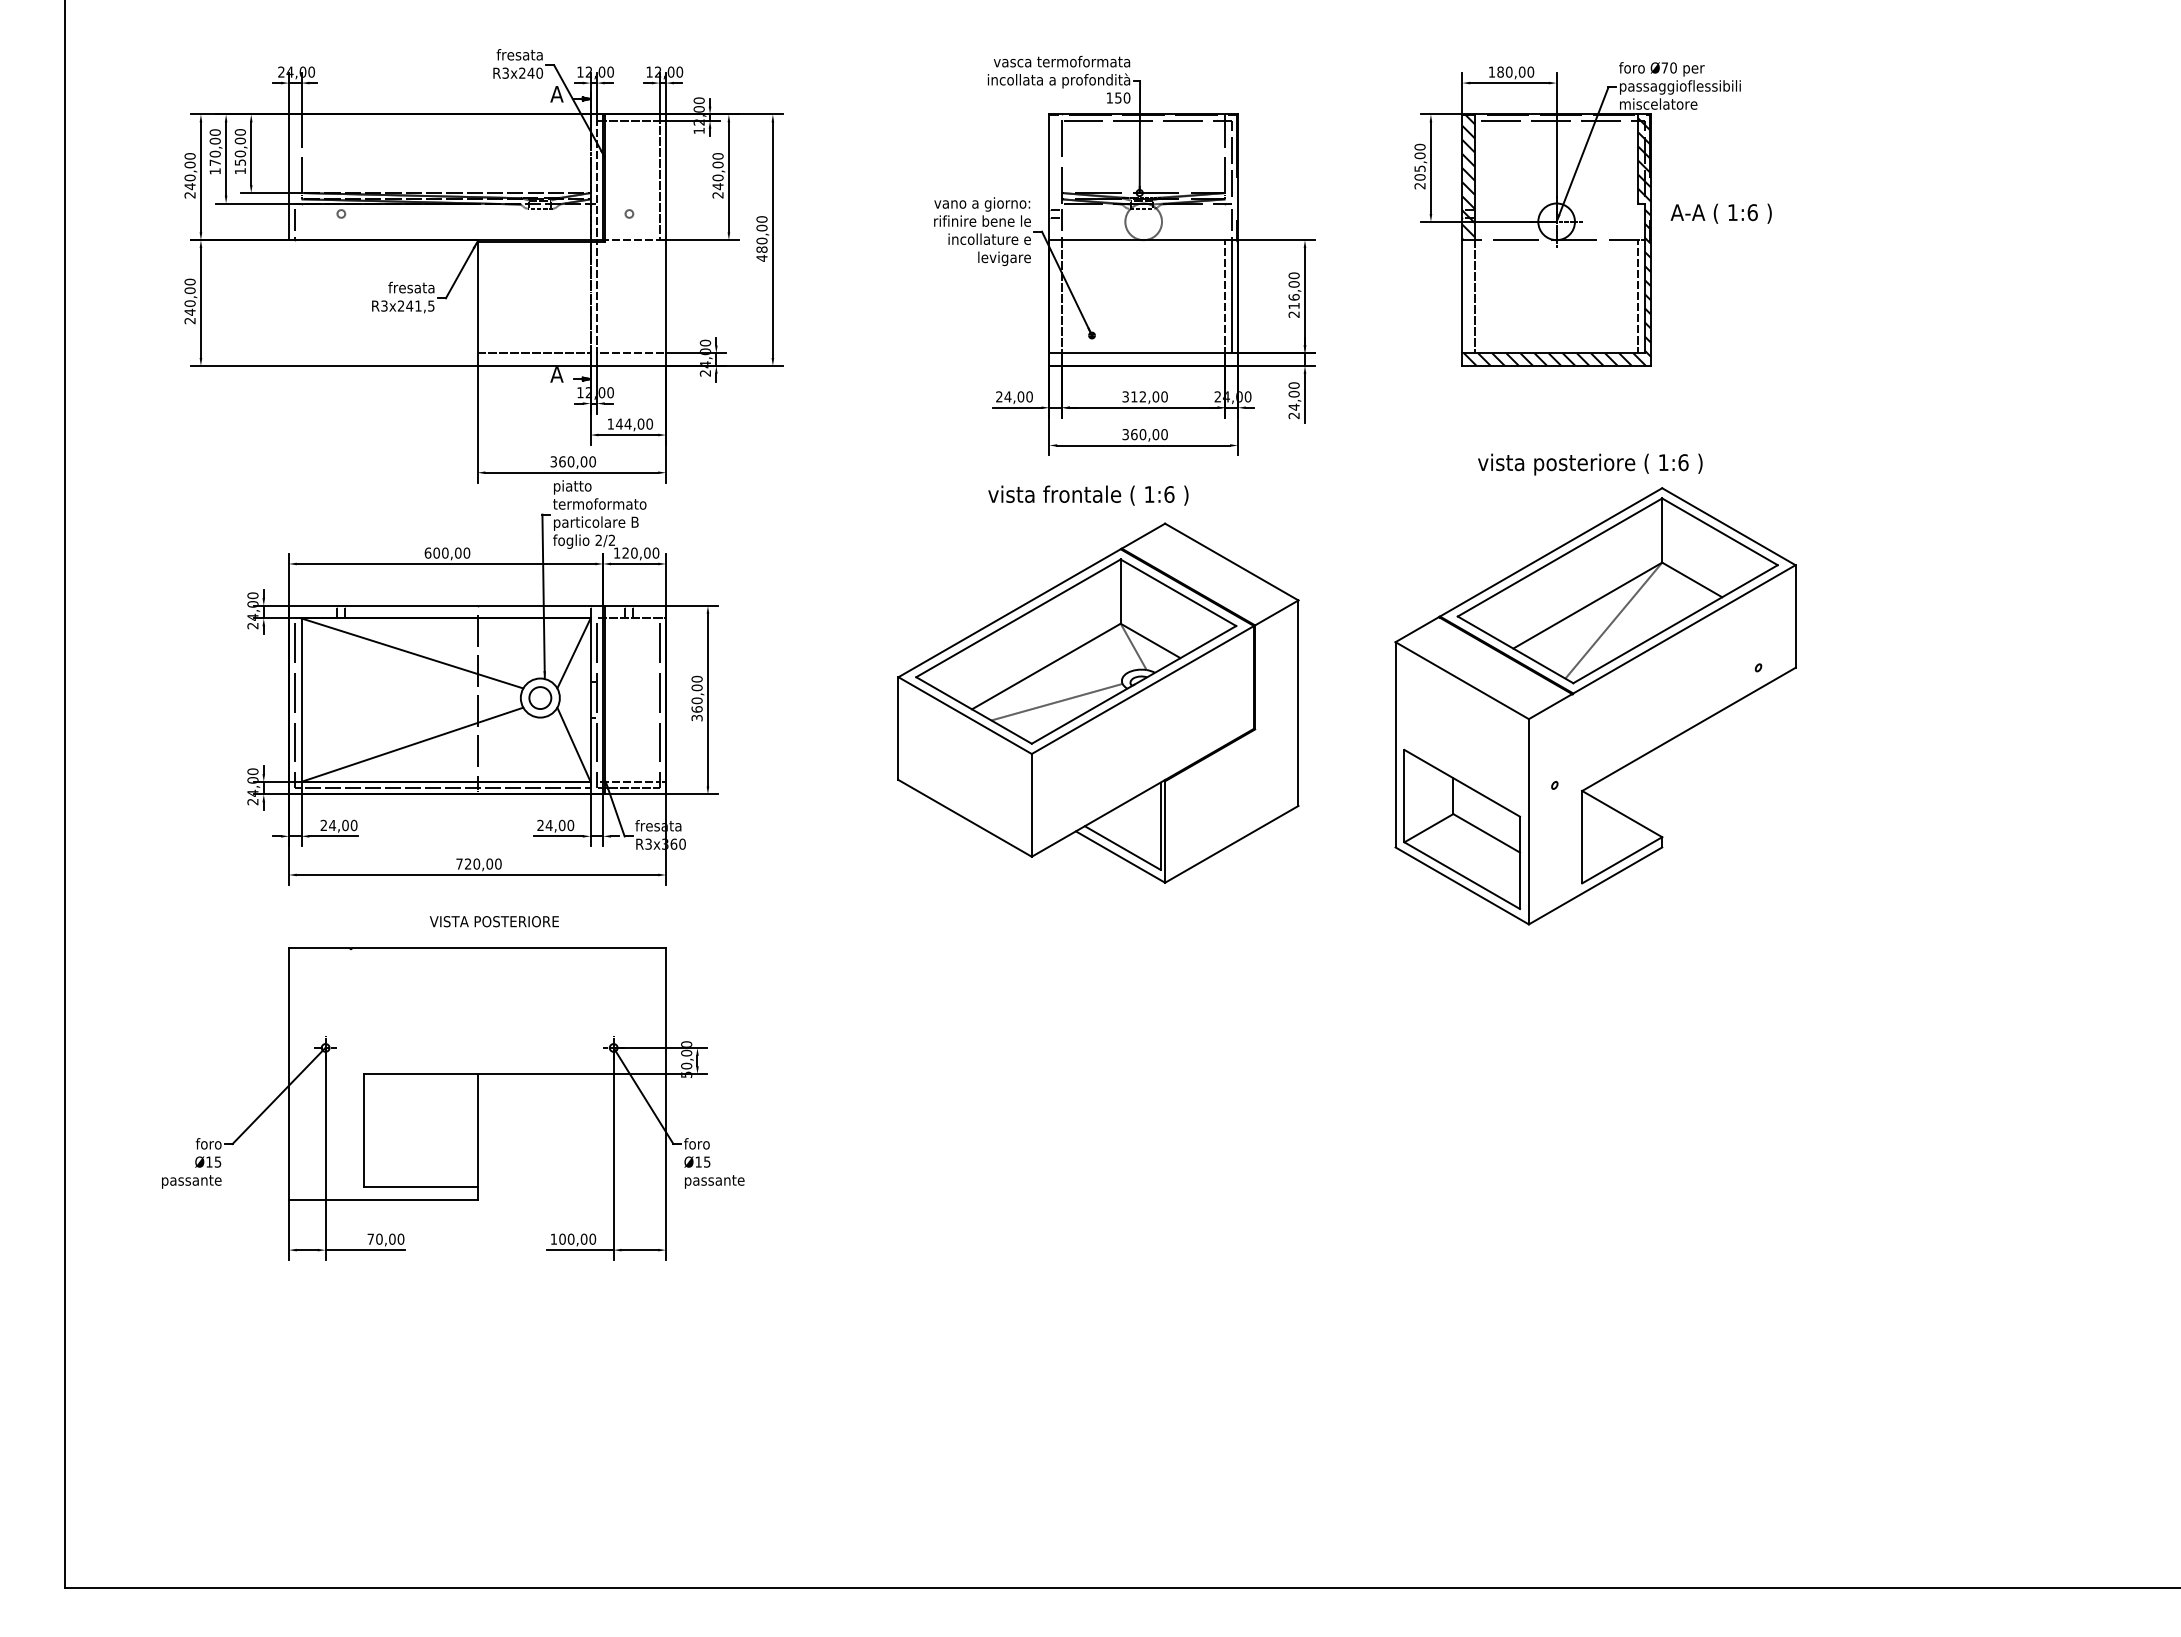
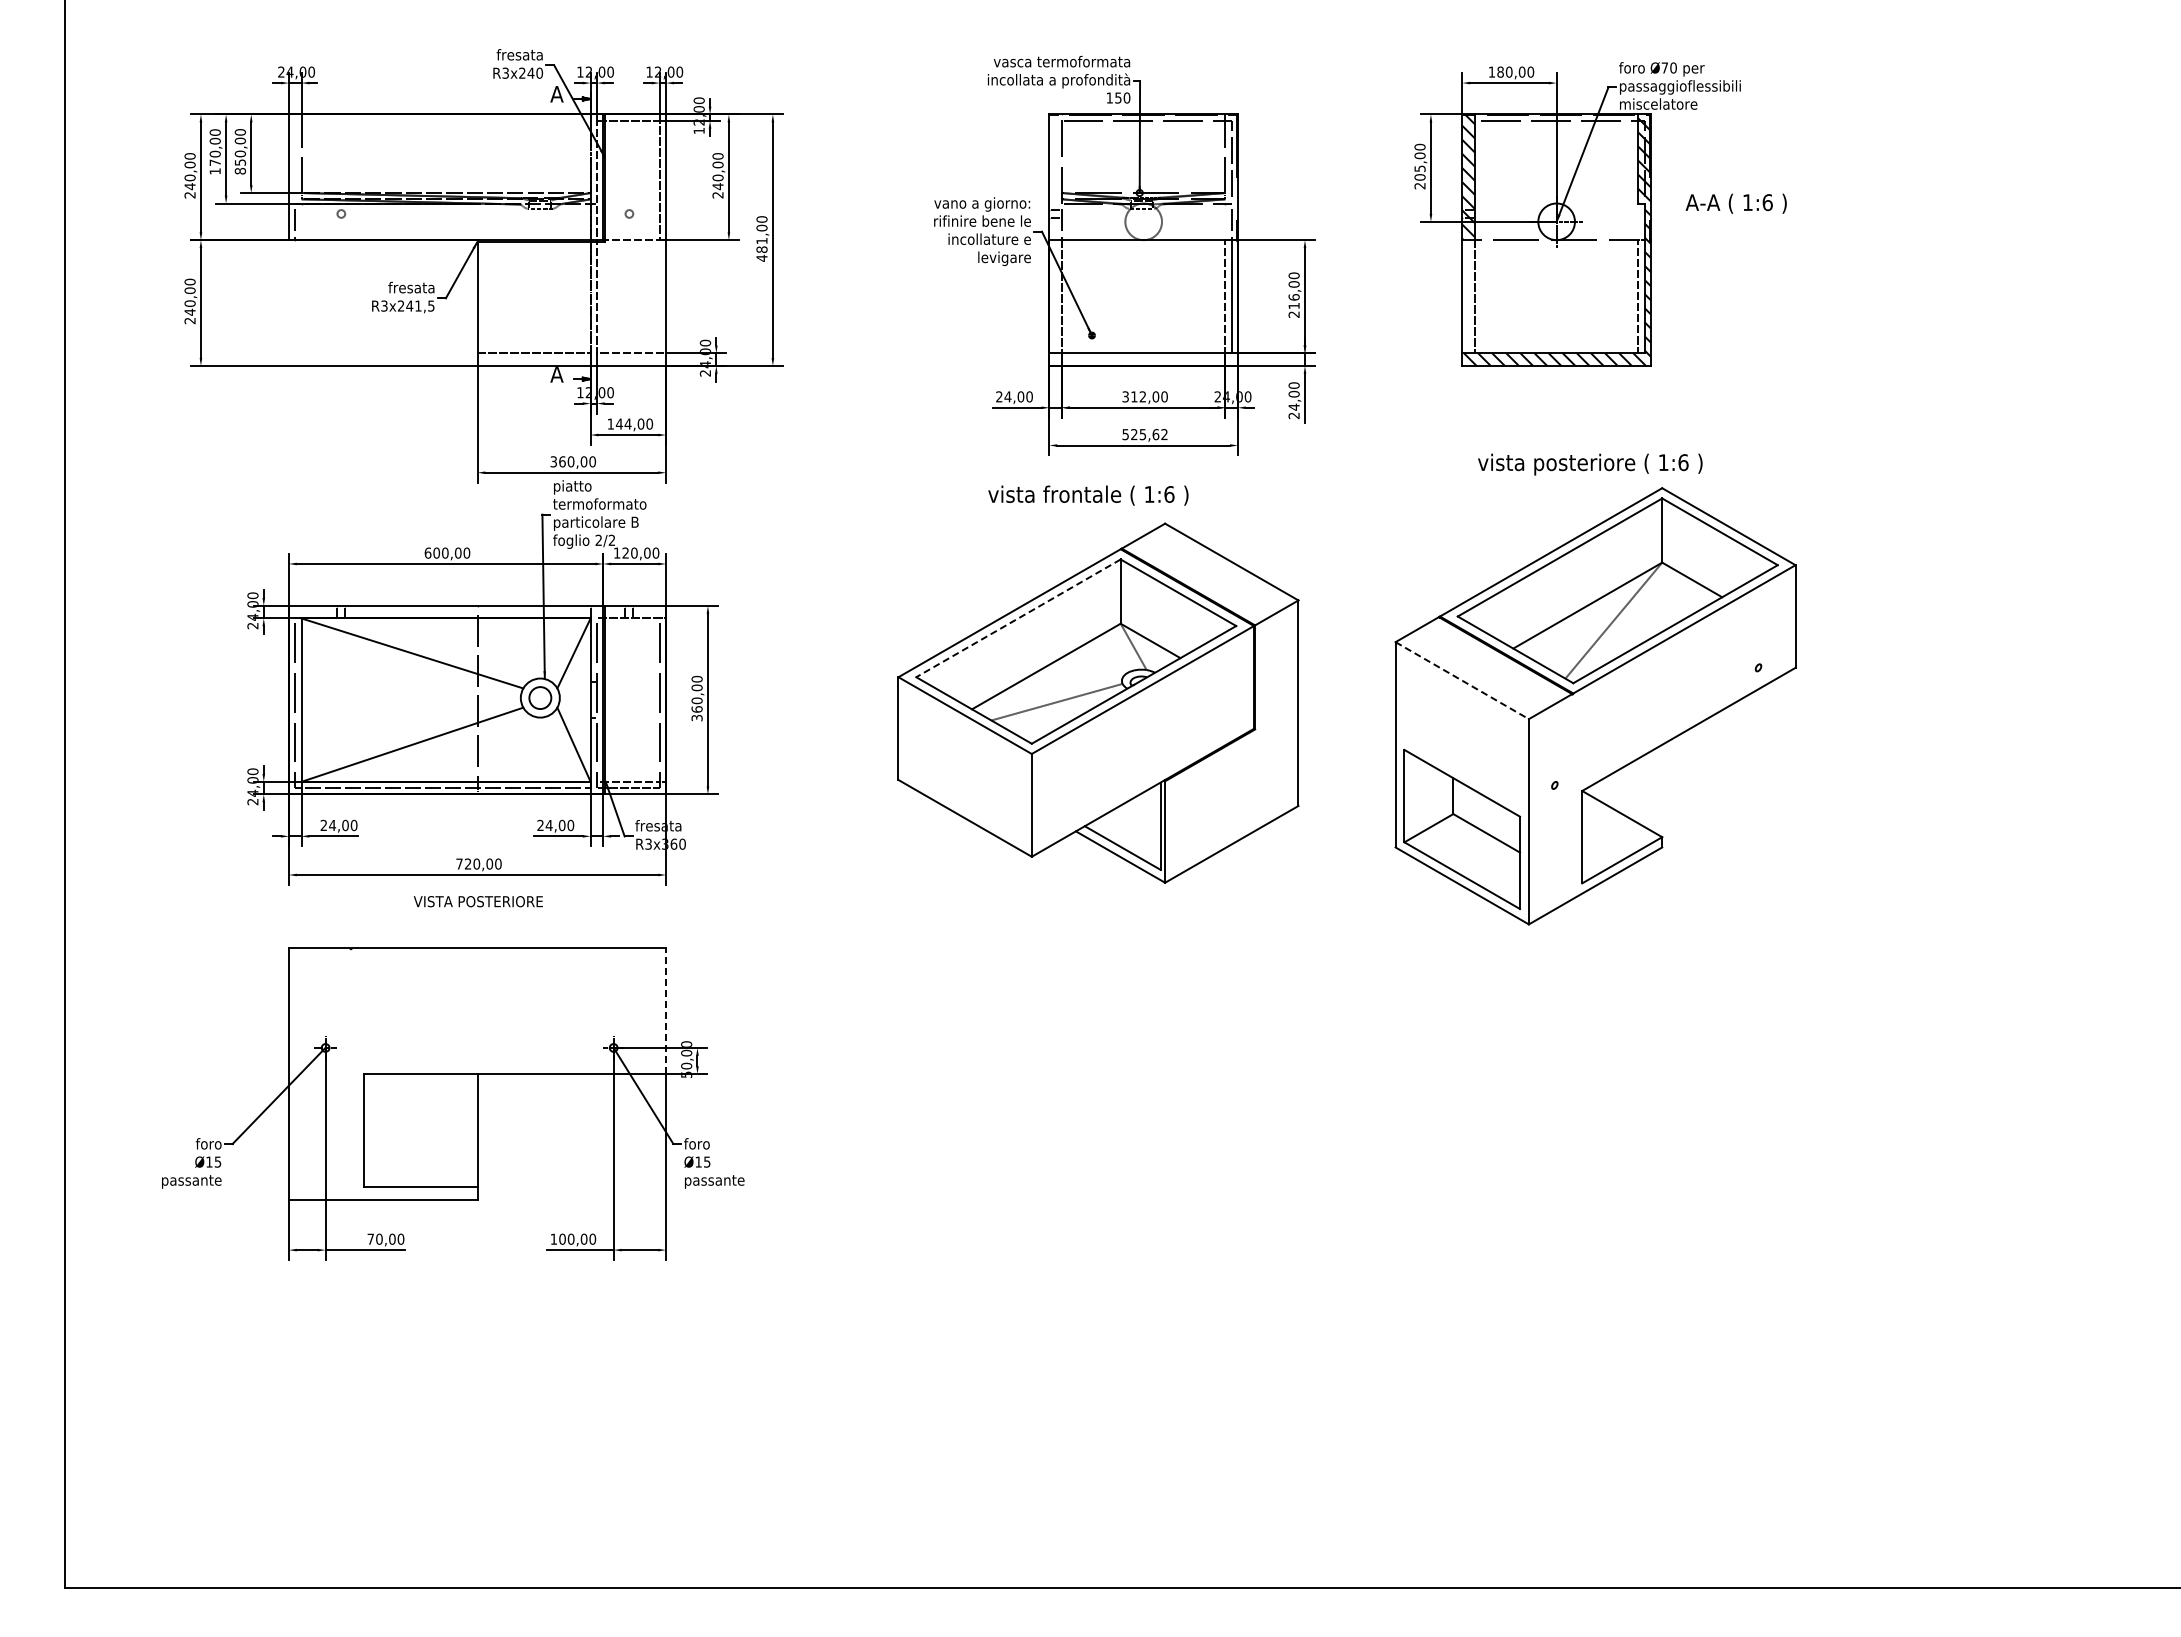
text: 150,00 -> 850,00 (239, 170)
text position: (1720, 213) -> (1735, 203) (1735, 203)
text: 480,00 -> 481,00 (761, 240)
text: 360,00 -> 525,62 (1144, 434)
line: solid -> dashed (1018, 618)
line: solid -> dashed (1462, 680)
text position: (493, 921) -> (477, 901) (477, 901)
line: solid -> dashed (666, 1011)
